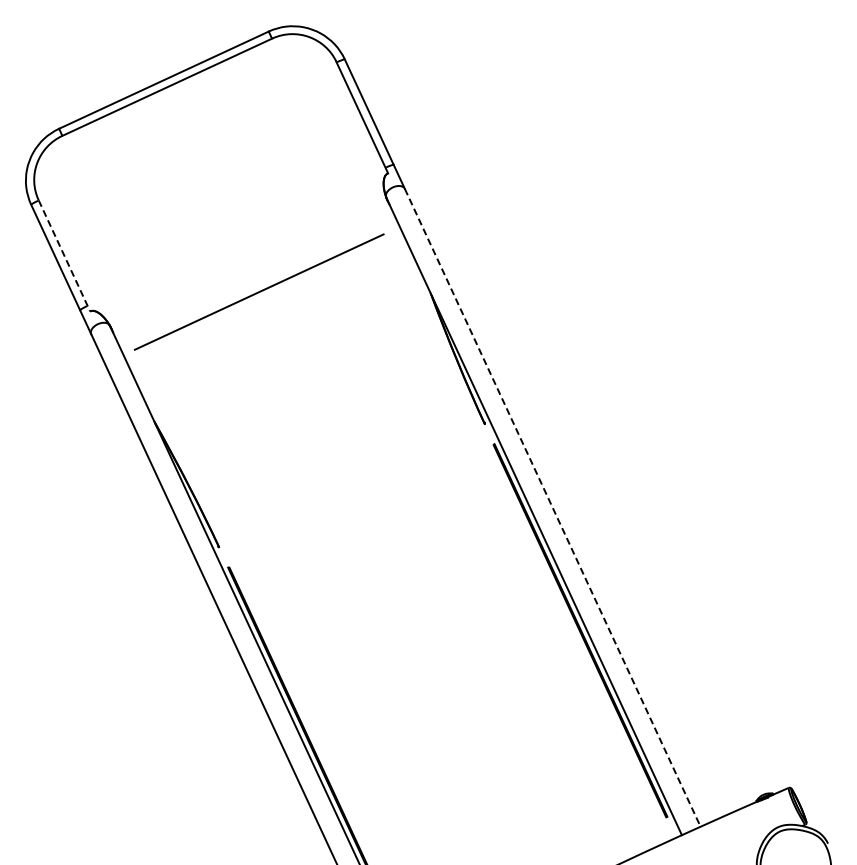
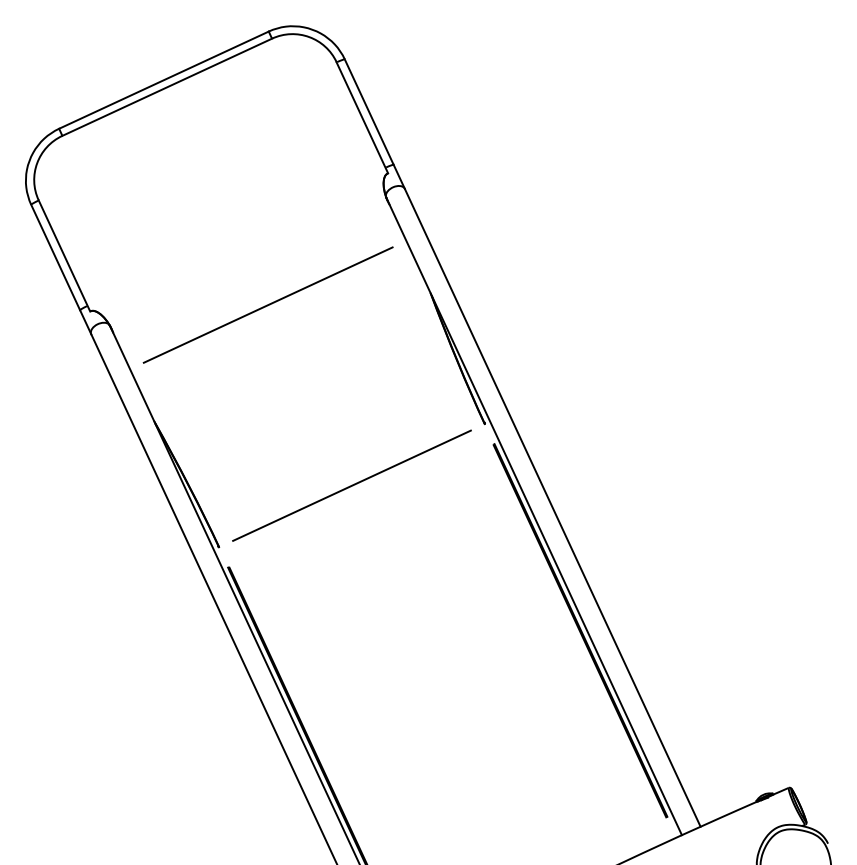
line: dashed -> solid (64, 256)
line position: (258, 291) -> (267, 304) (267, 304)
line: none -> present (351, 485)
line: dashed -> solid (552, 507)
